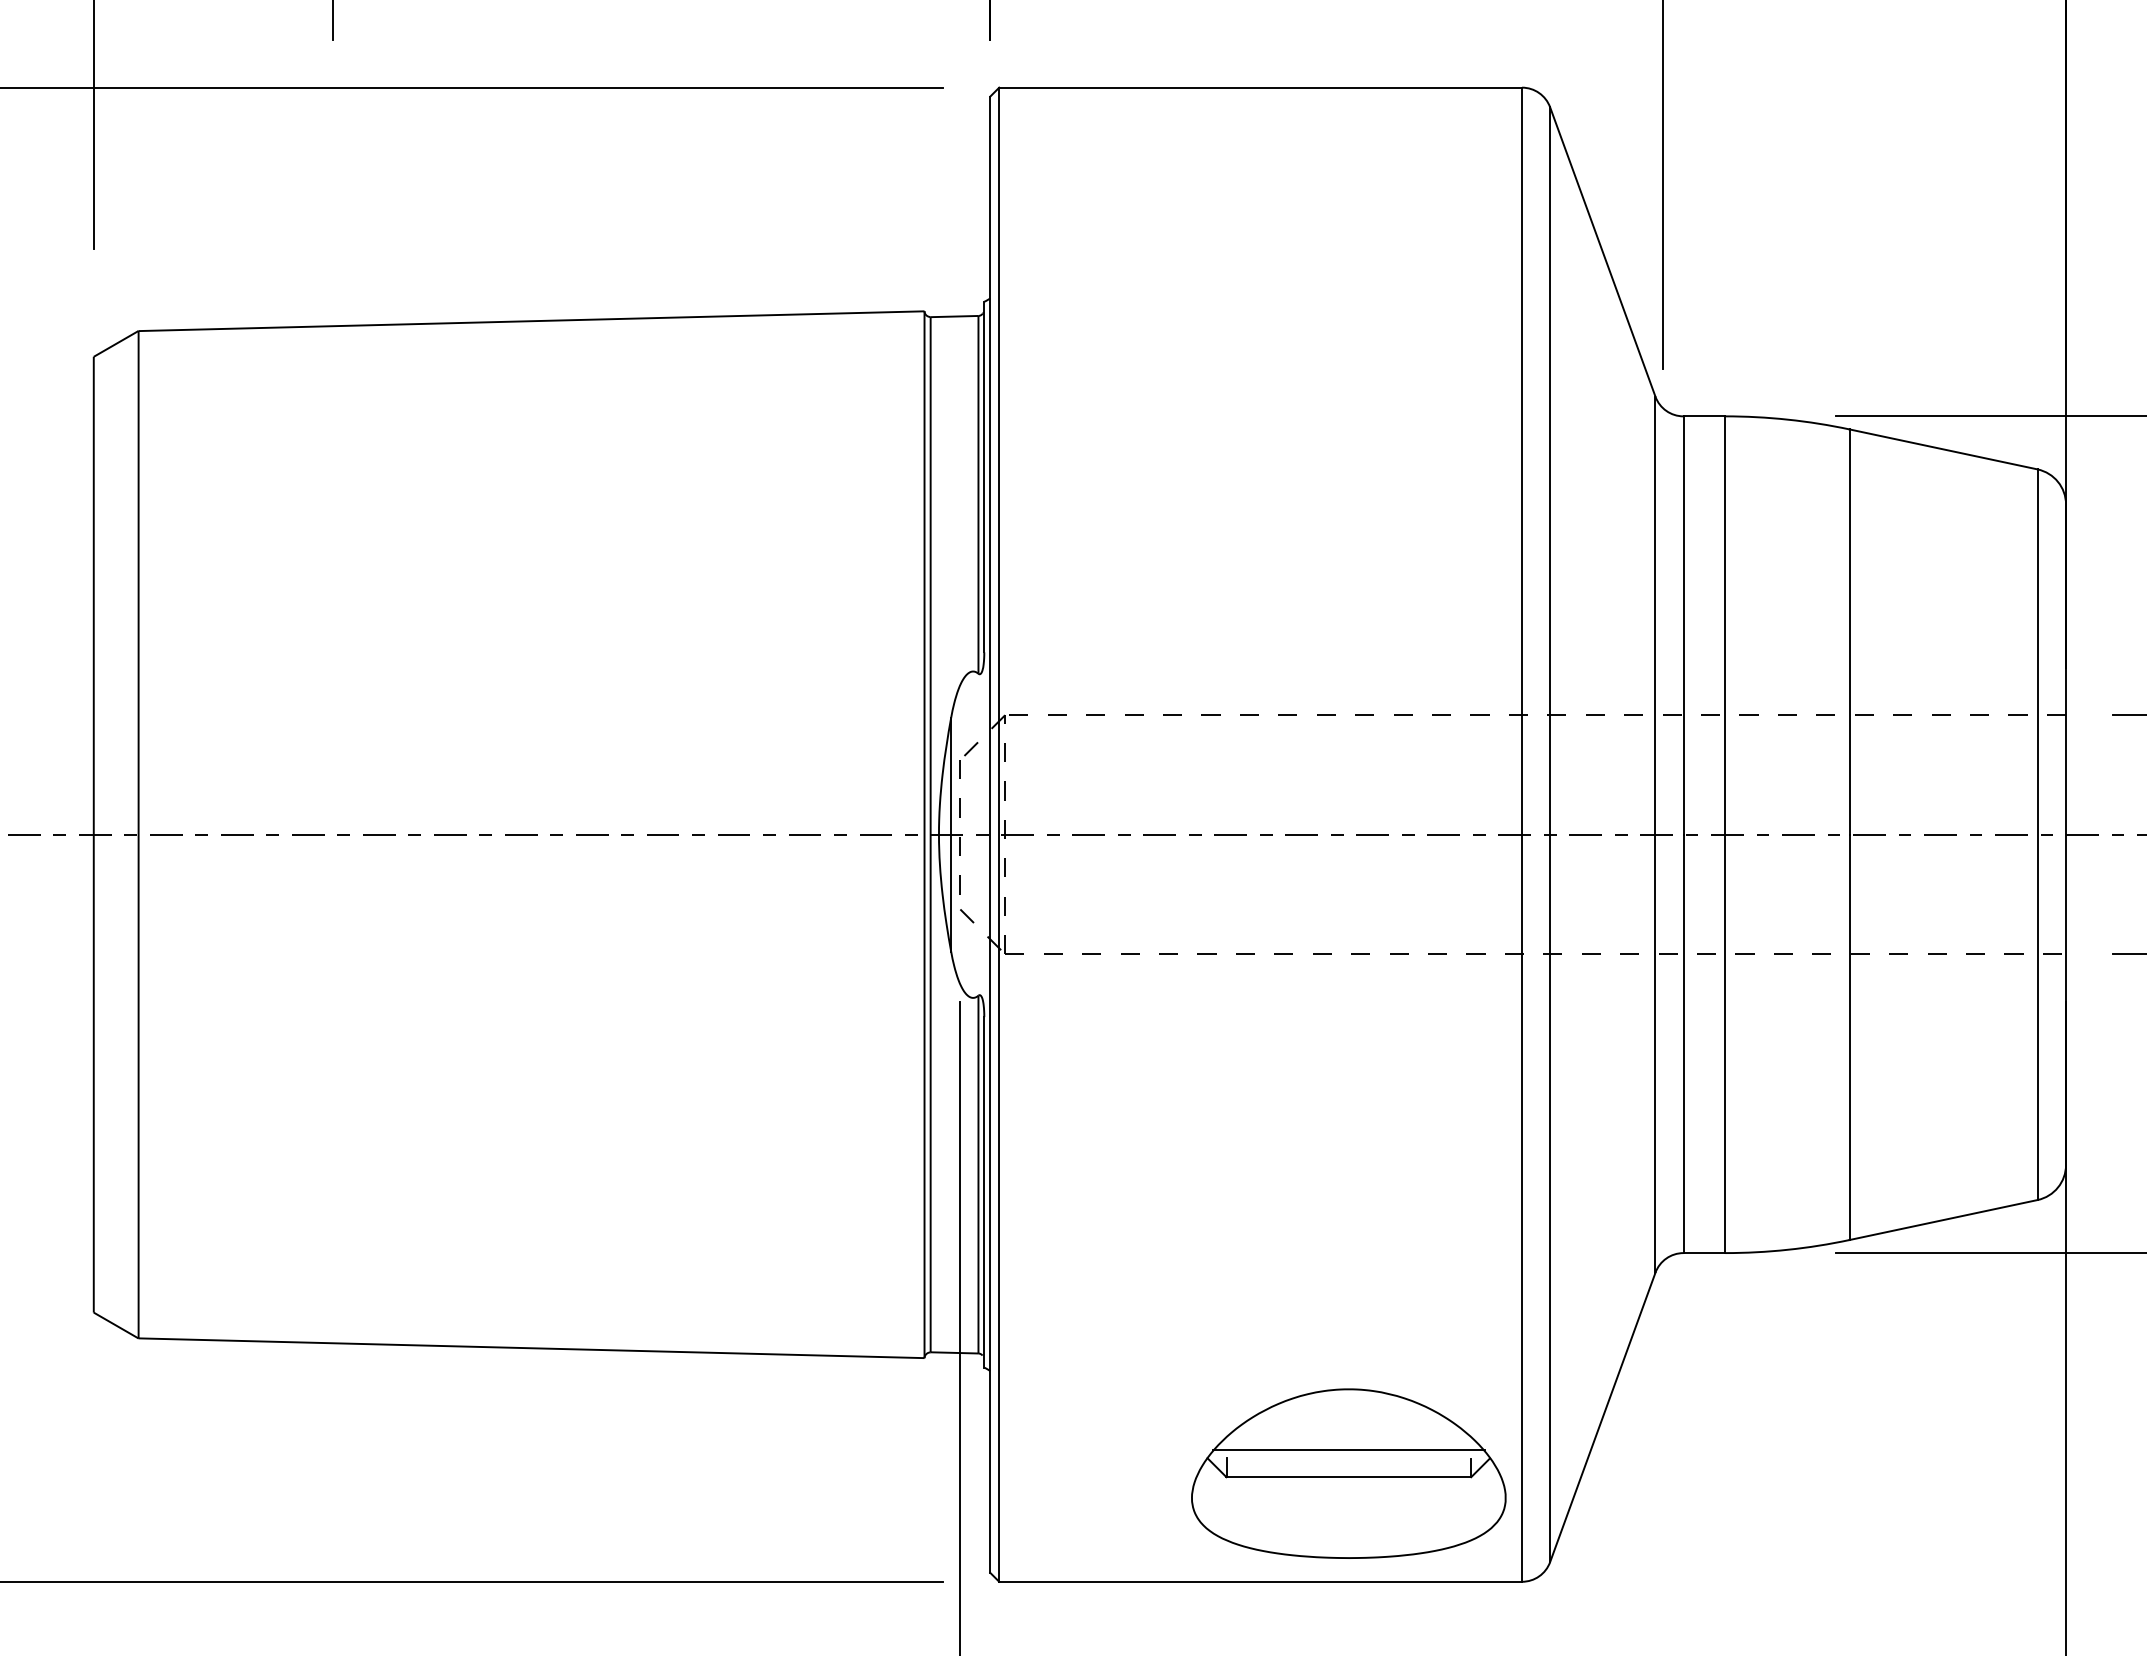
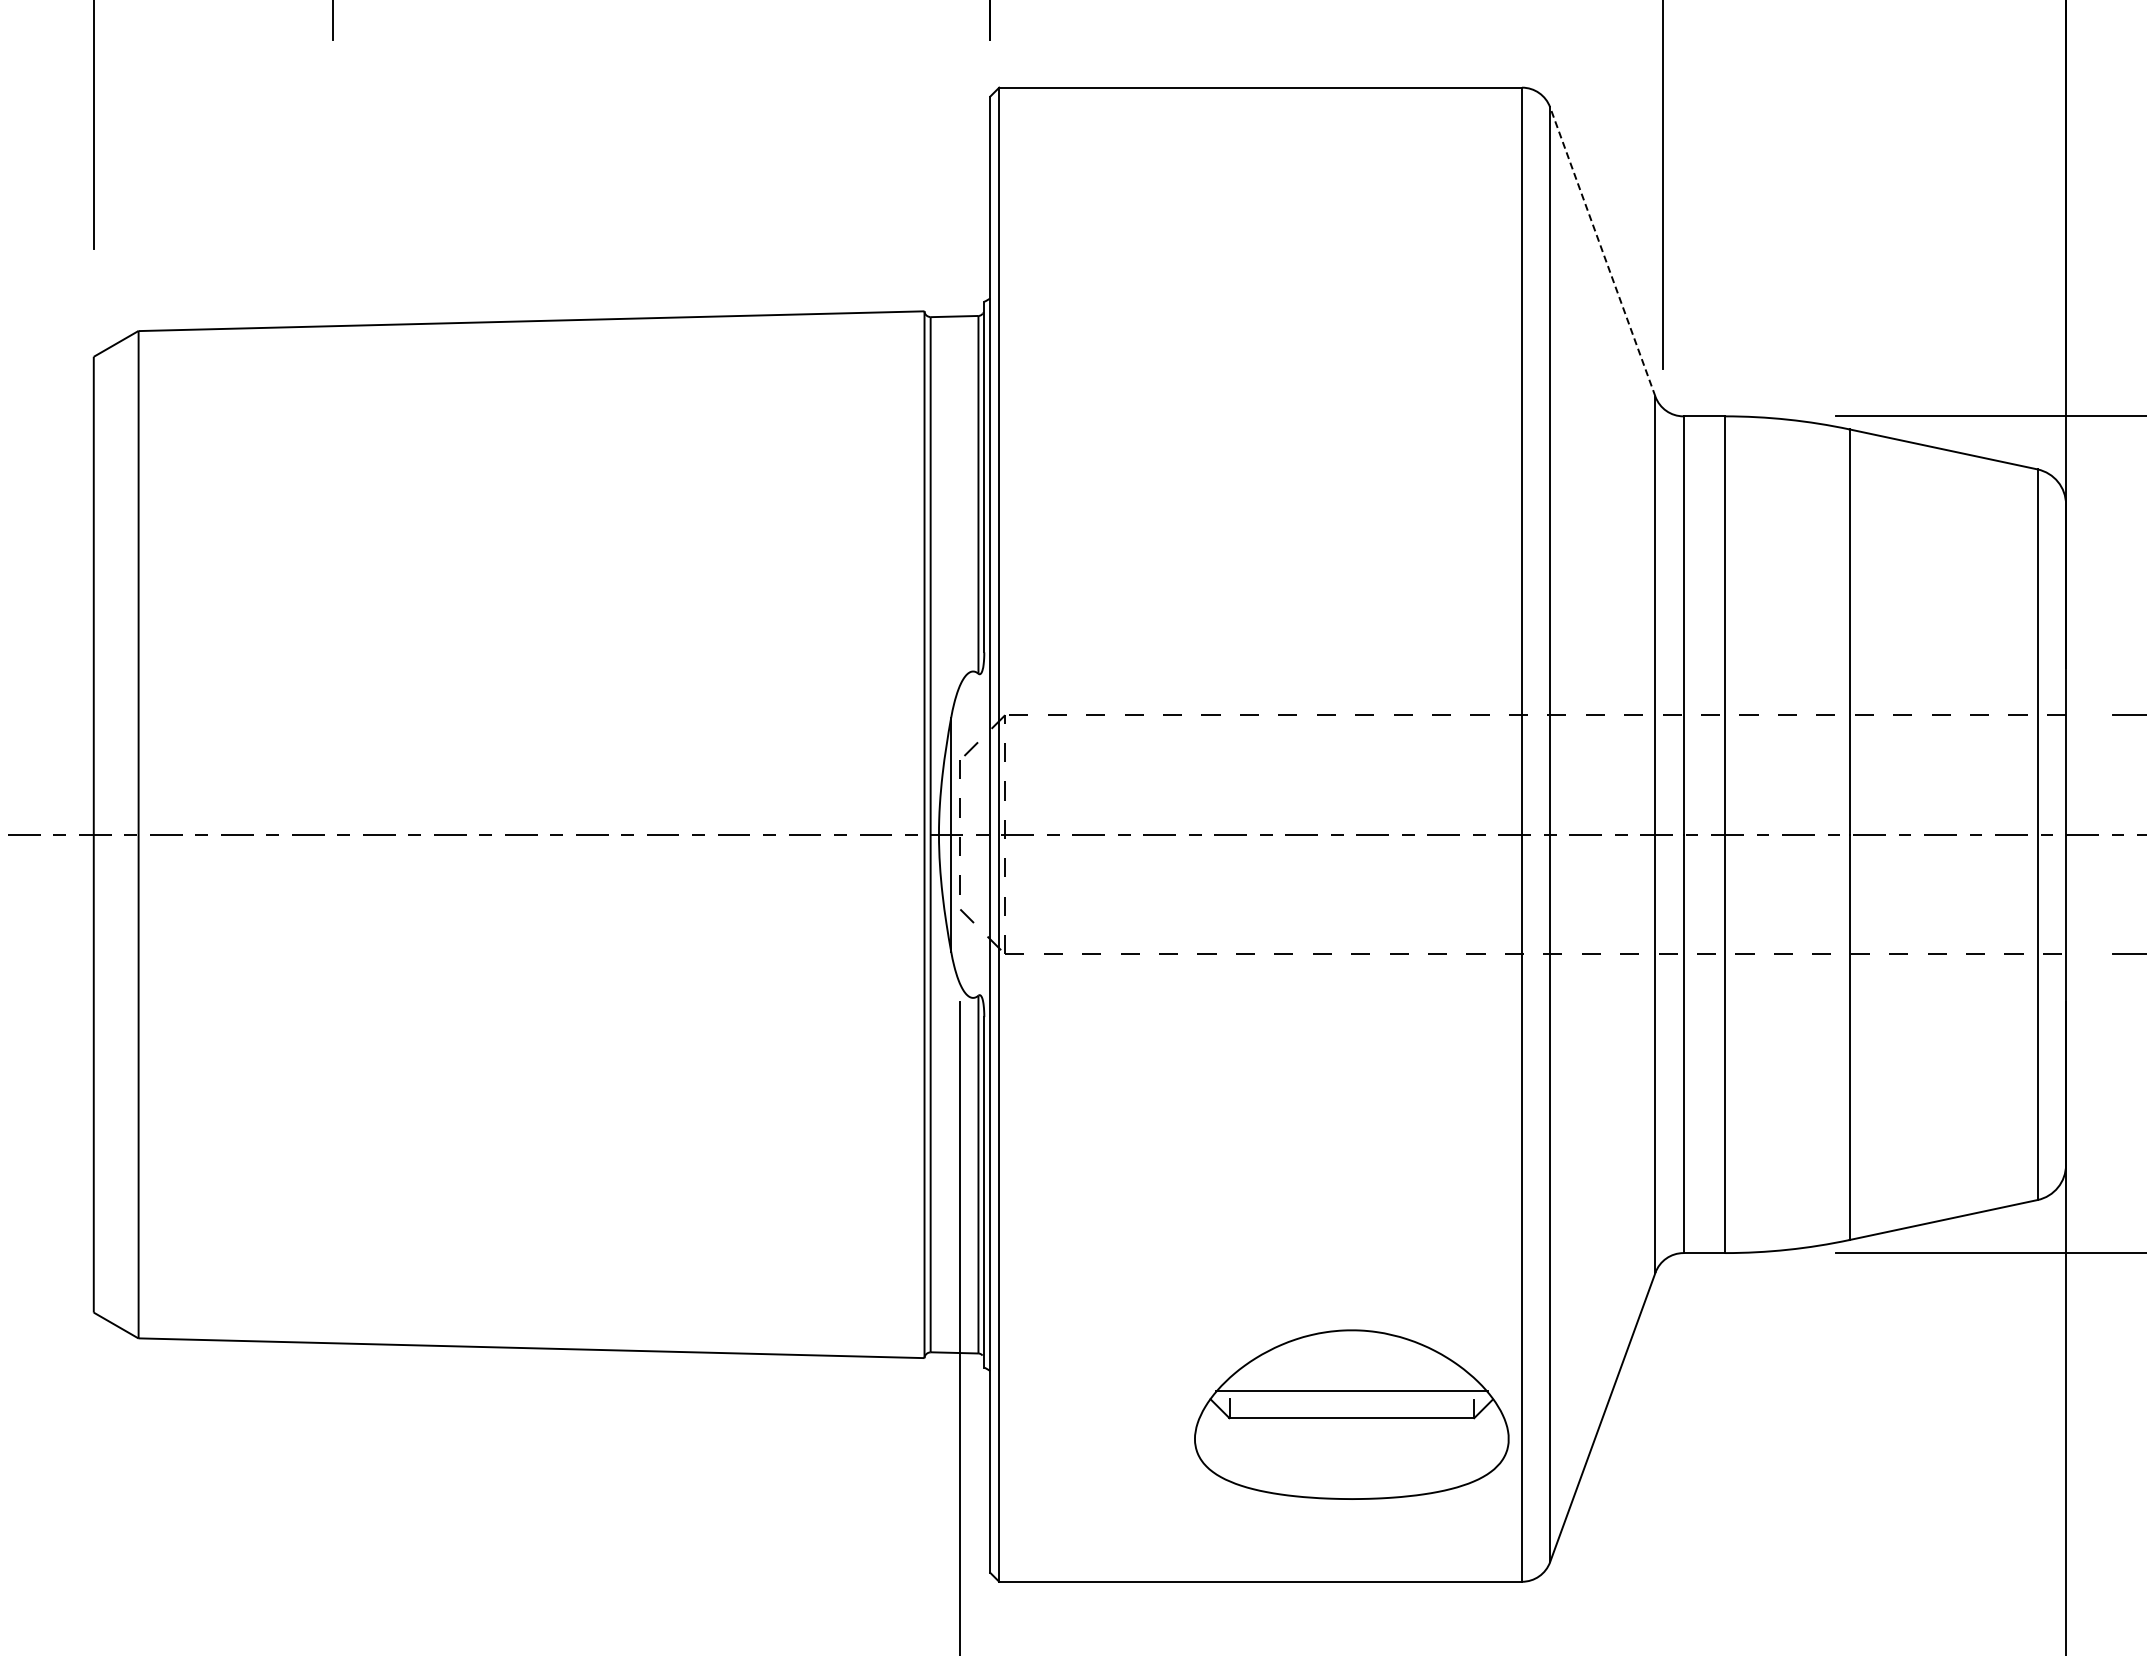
line: present -> none (472, 87)
line: solid -> dashed (1602, 252)
part position: (1348, 1473) -> (1351, 1414) (1351, 1414)
line: present -> none (472, 1581)
